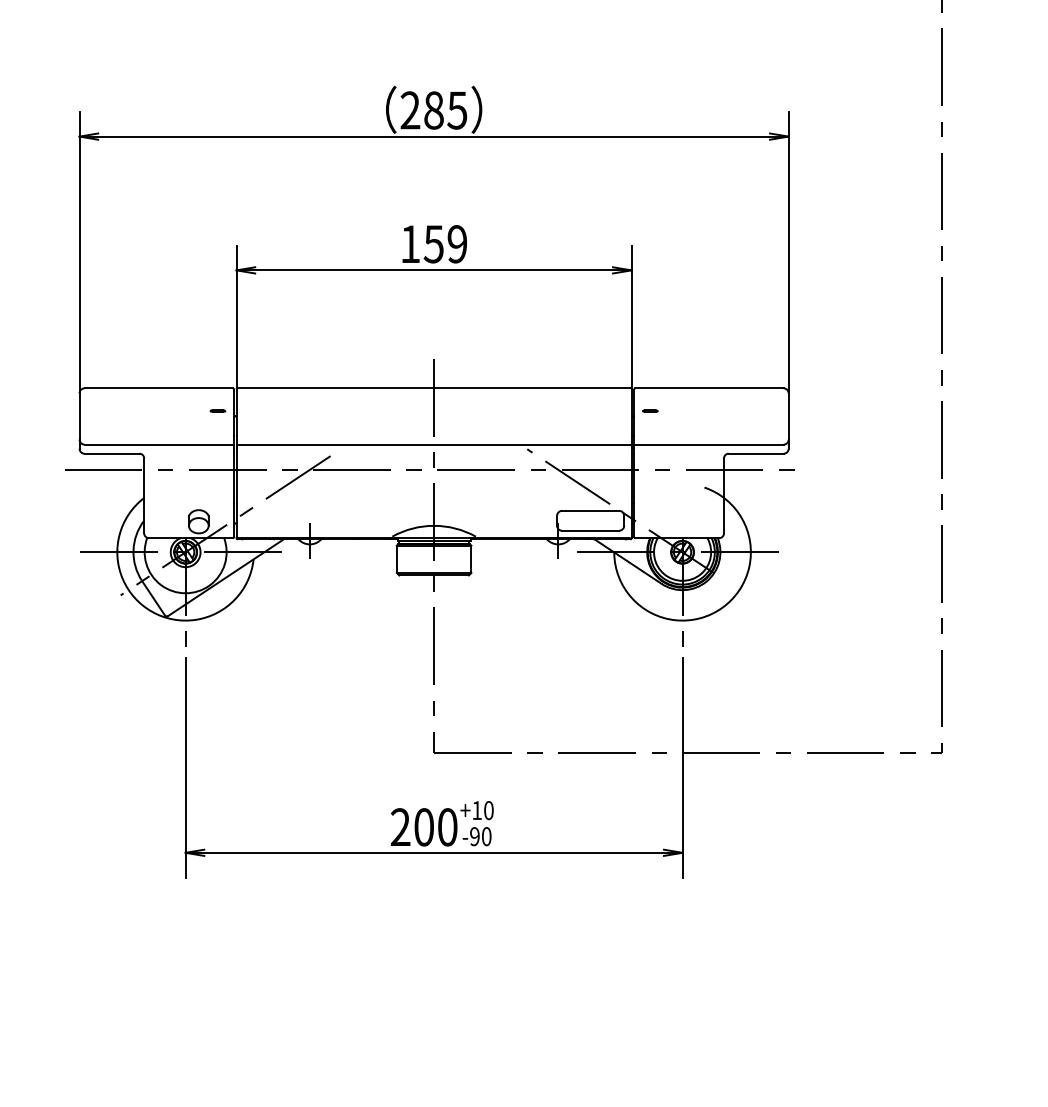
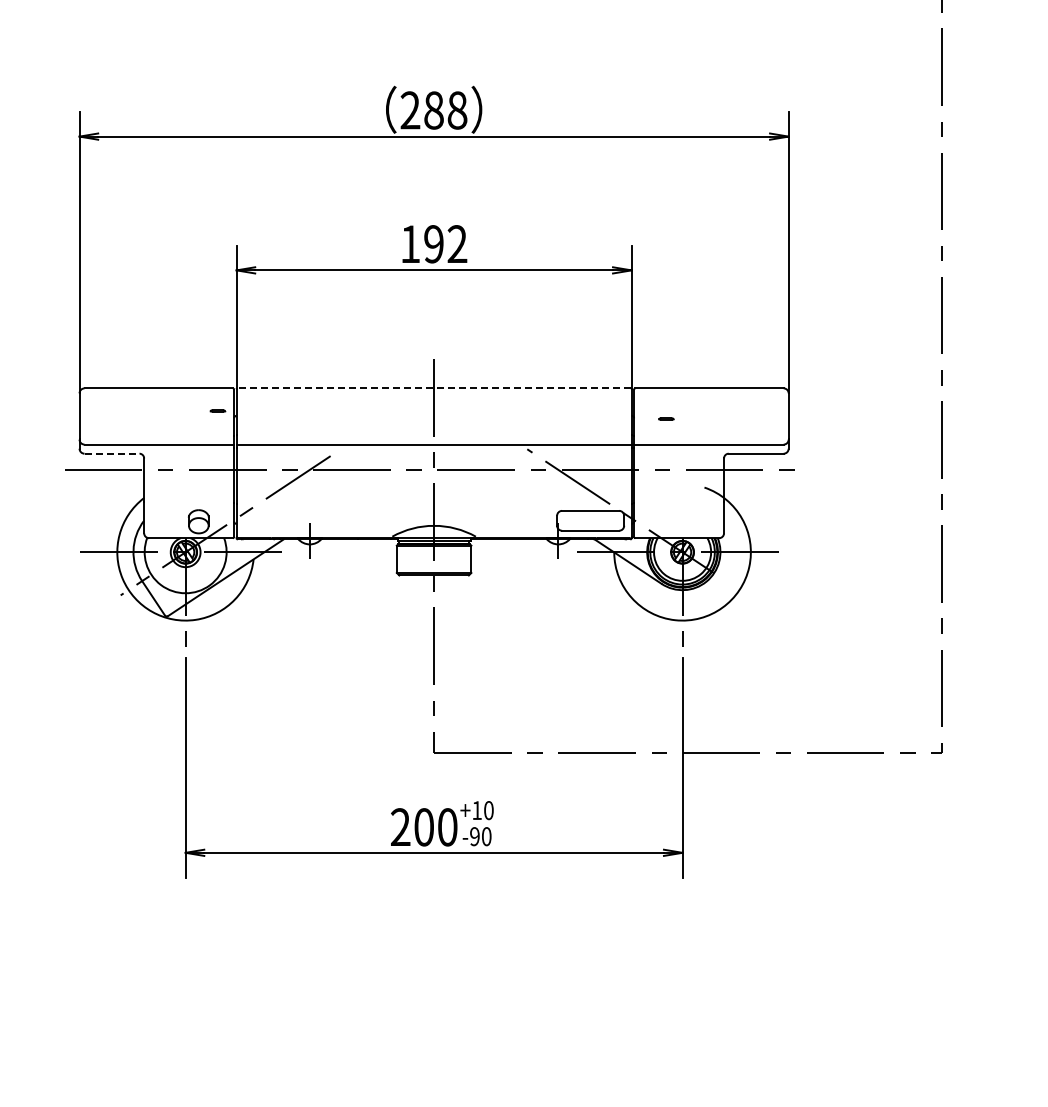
text: 285 -> 288 (457, 110)
text: 159 -> 192 (445, 244)
line: solid -> dashed (434, 388)
line position: (650, 410) -> (666, 418) (666, 418)
line: solid -> dashed (112, 453)
